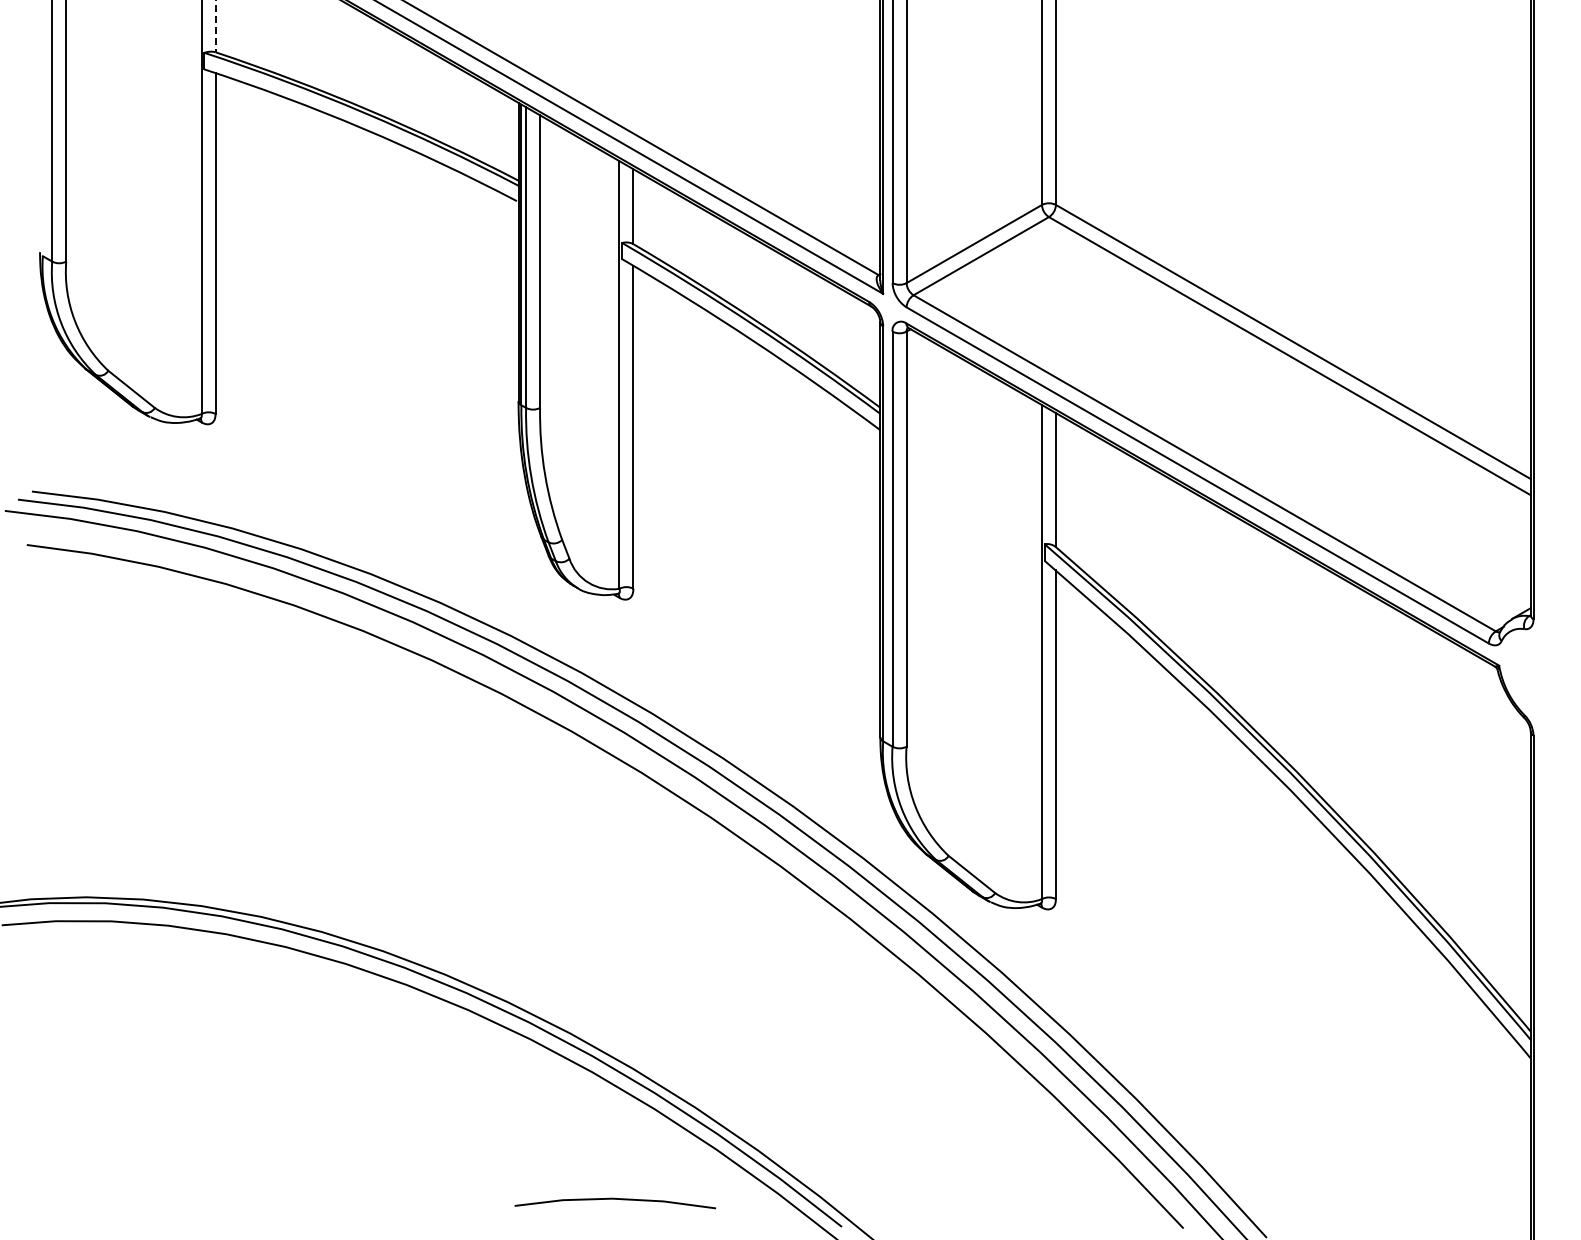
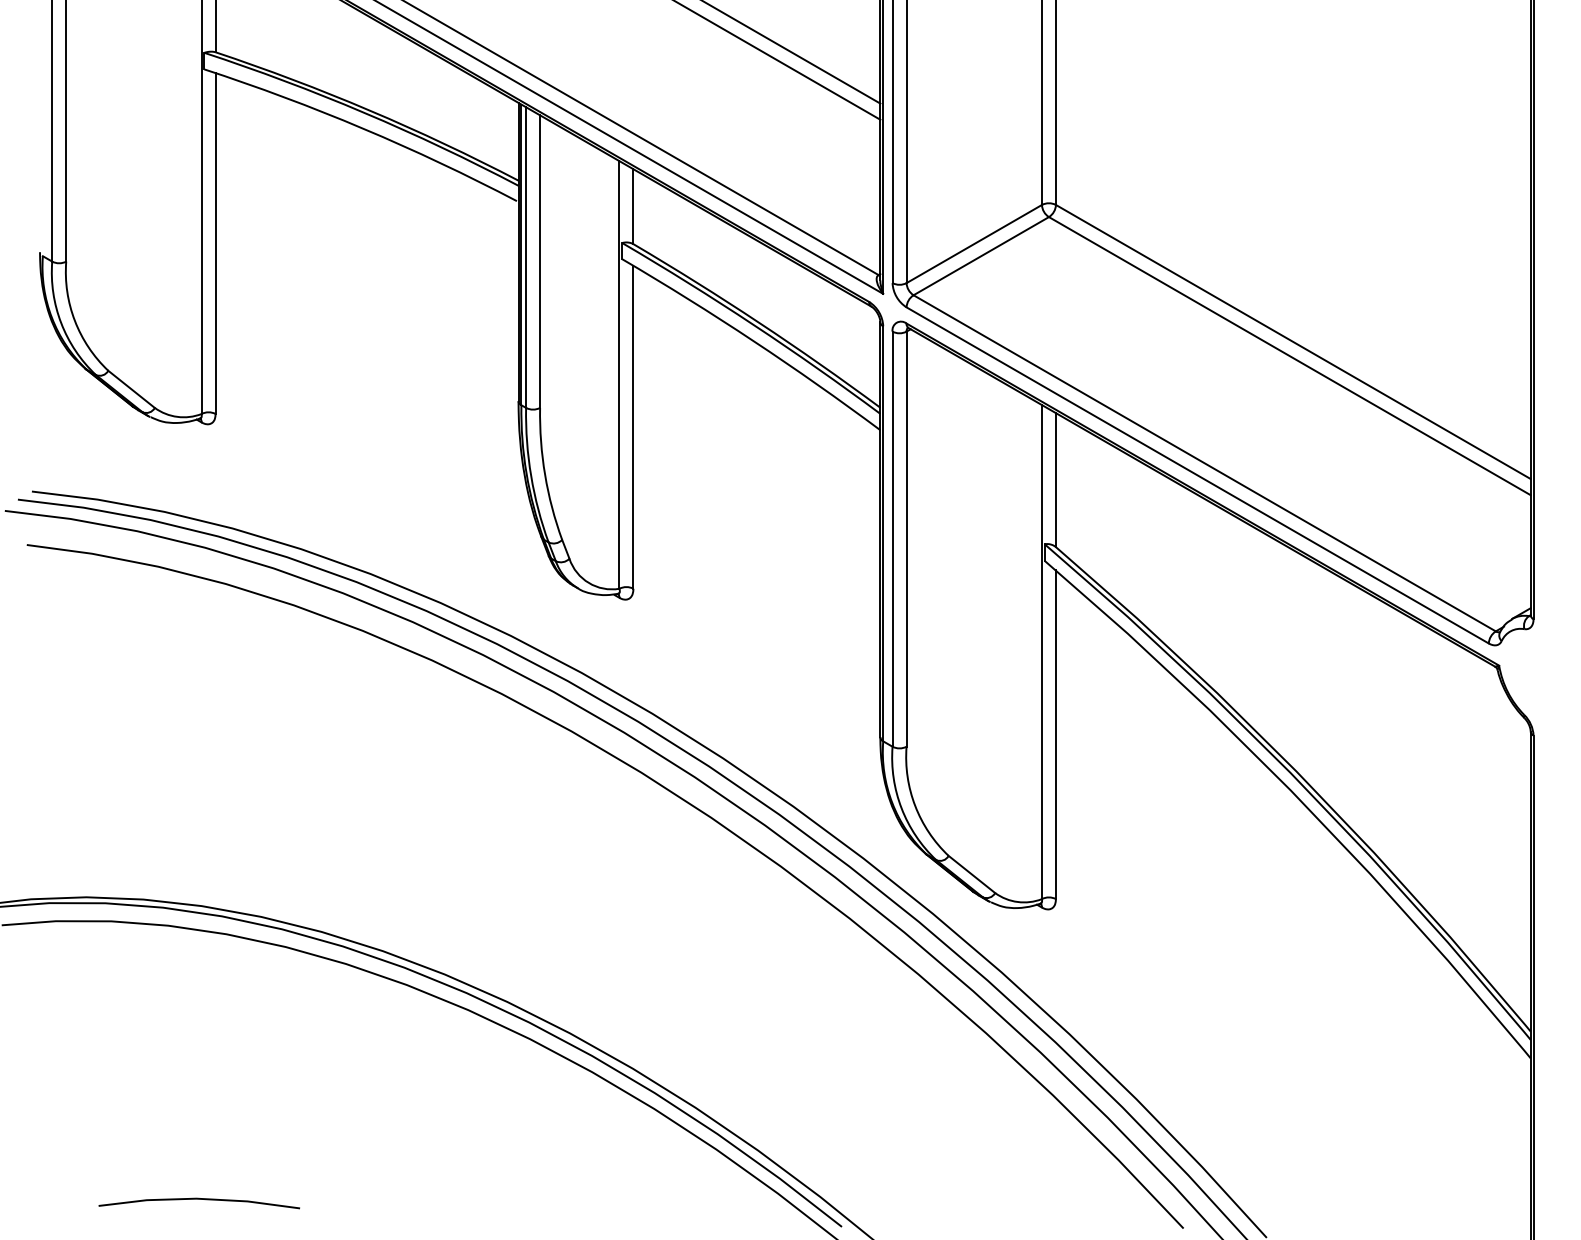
line: dashed -> solid (215, 26)
line: none -> present (792, 52)
line: none -> present (778, 60)
line position: (614, 1199) -> (198, 1199) (198, 1199)
